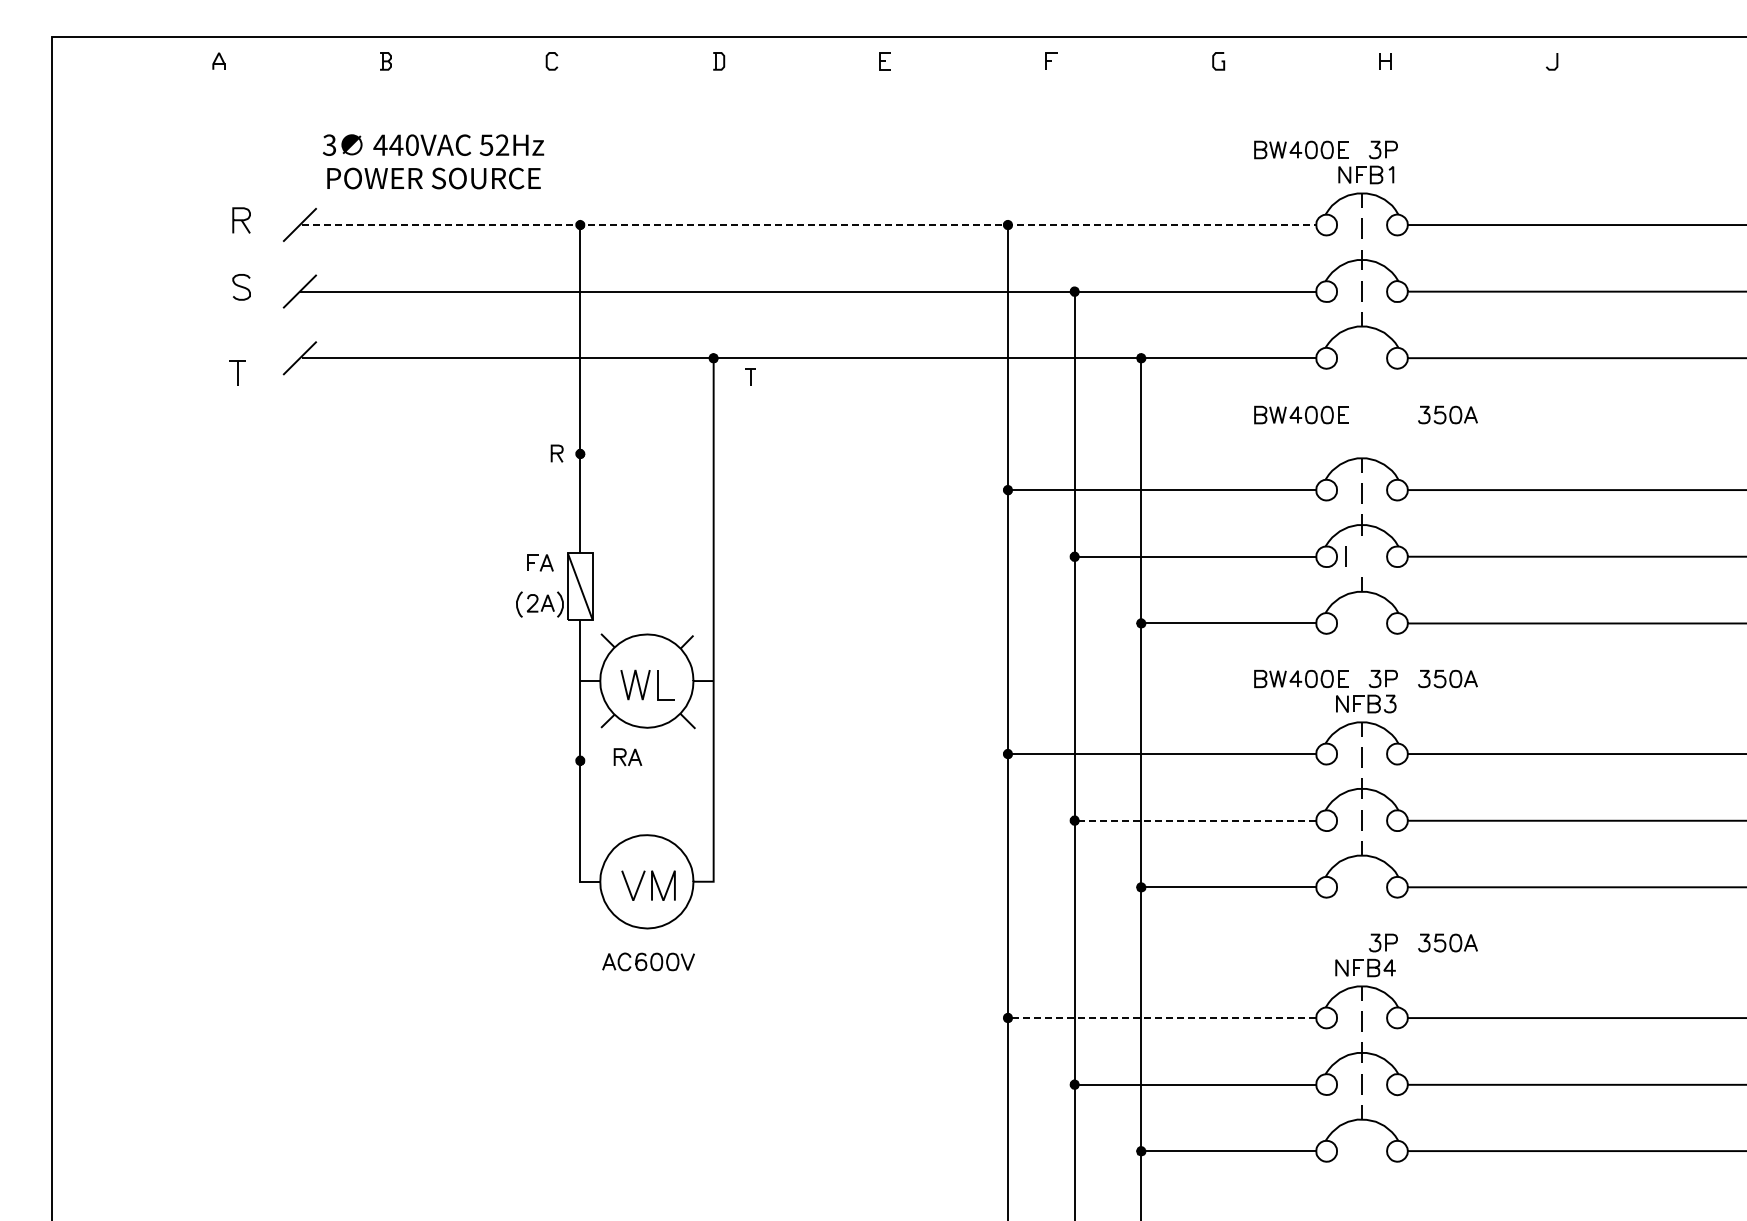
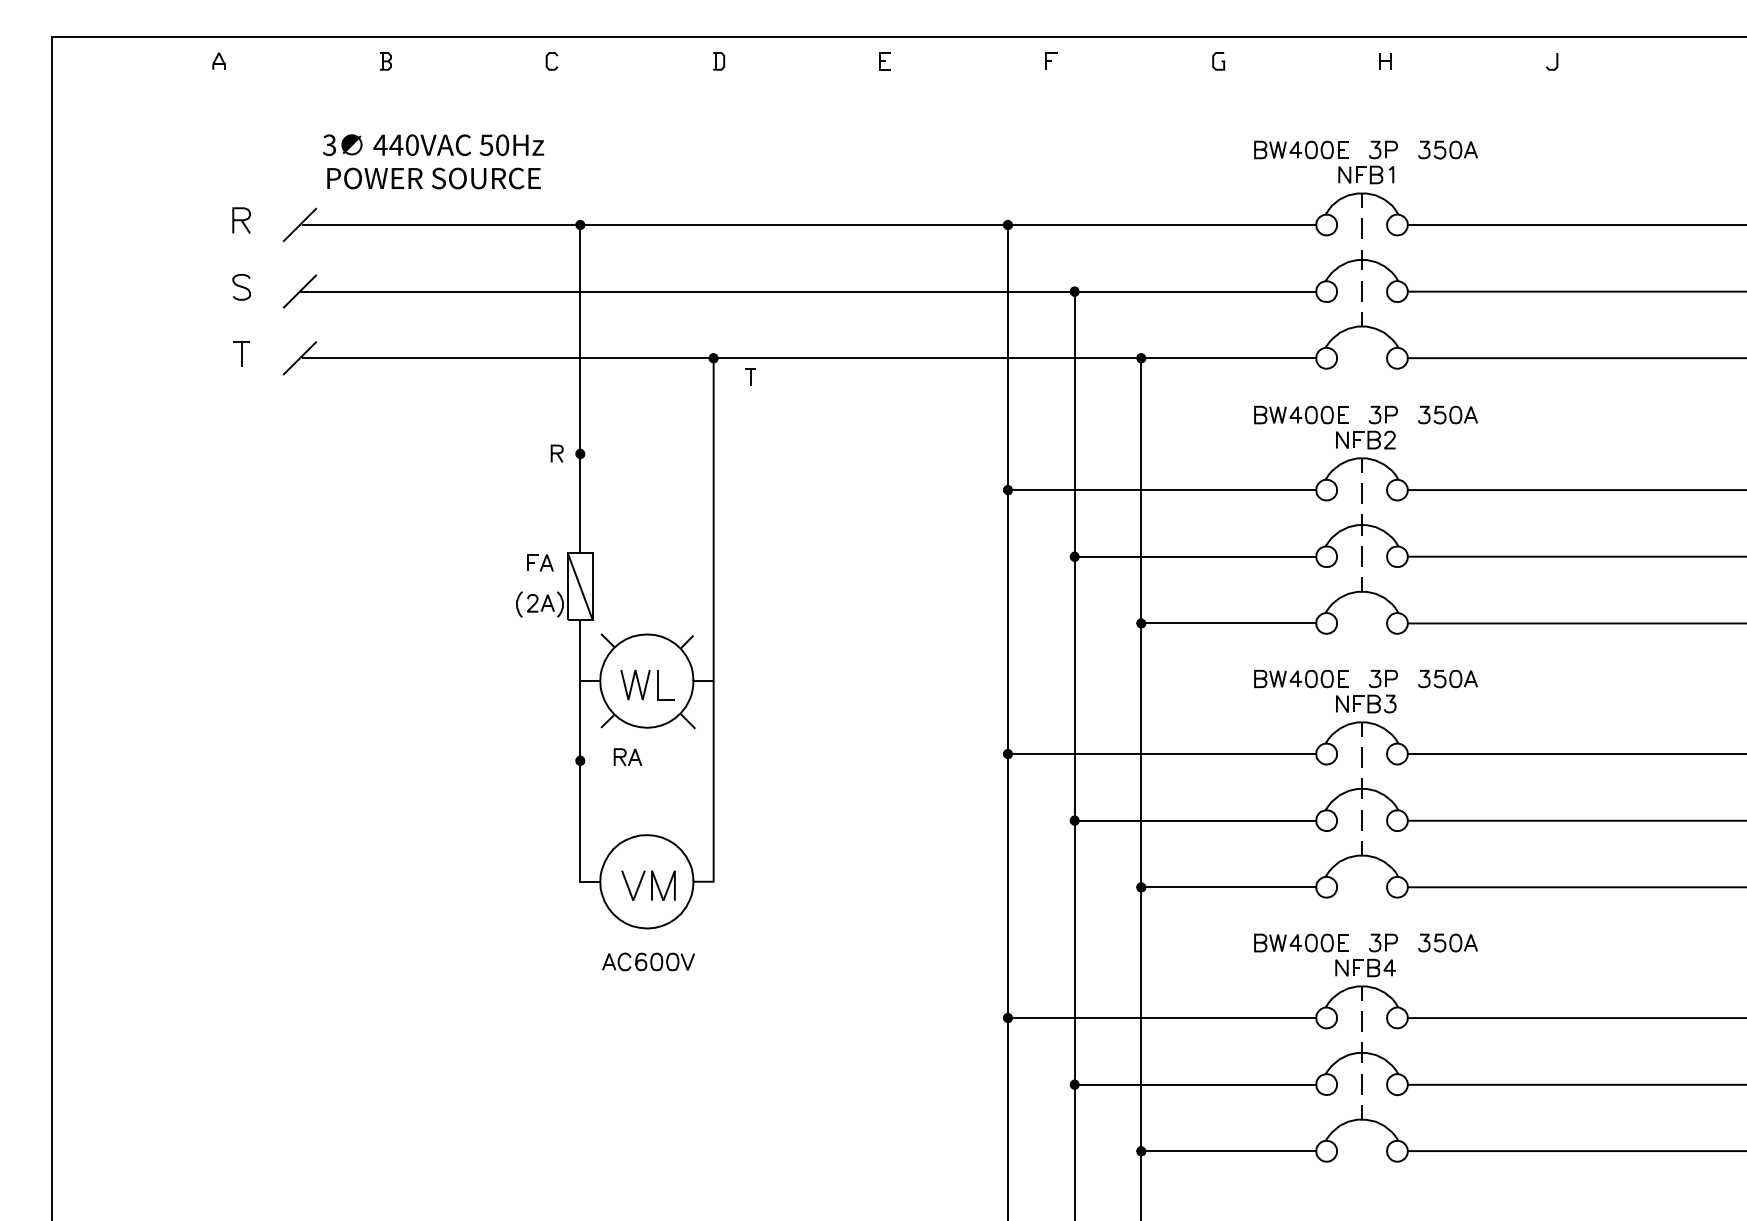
text: 52Hz -> 50Hz (502, 144)
part: none -> present (1447, 149)
line: dashed -> solid (807, 225)
part position: (237, 372) -> (241, 353) (241, 353)
part: none -> present (1366, 427)
line position: (1345, 556) -> (1361, 556) (1361, 556)
line: dashed -> solid (1195, 820)
part: none -> present (1301, 942)
line: dashed -> solid (1161, 1018)
